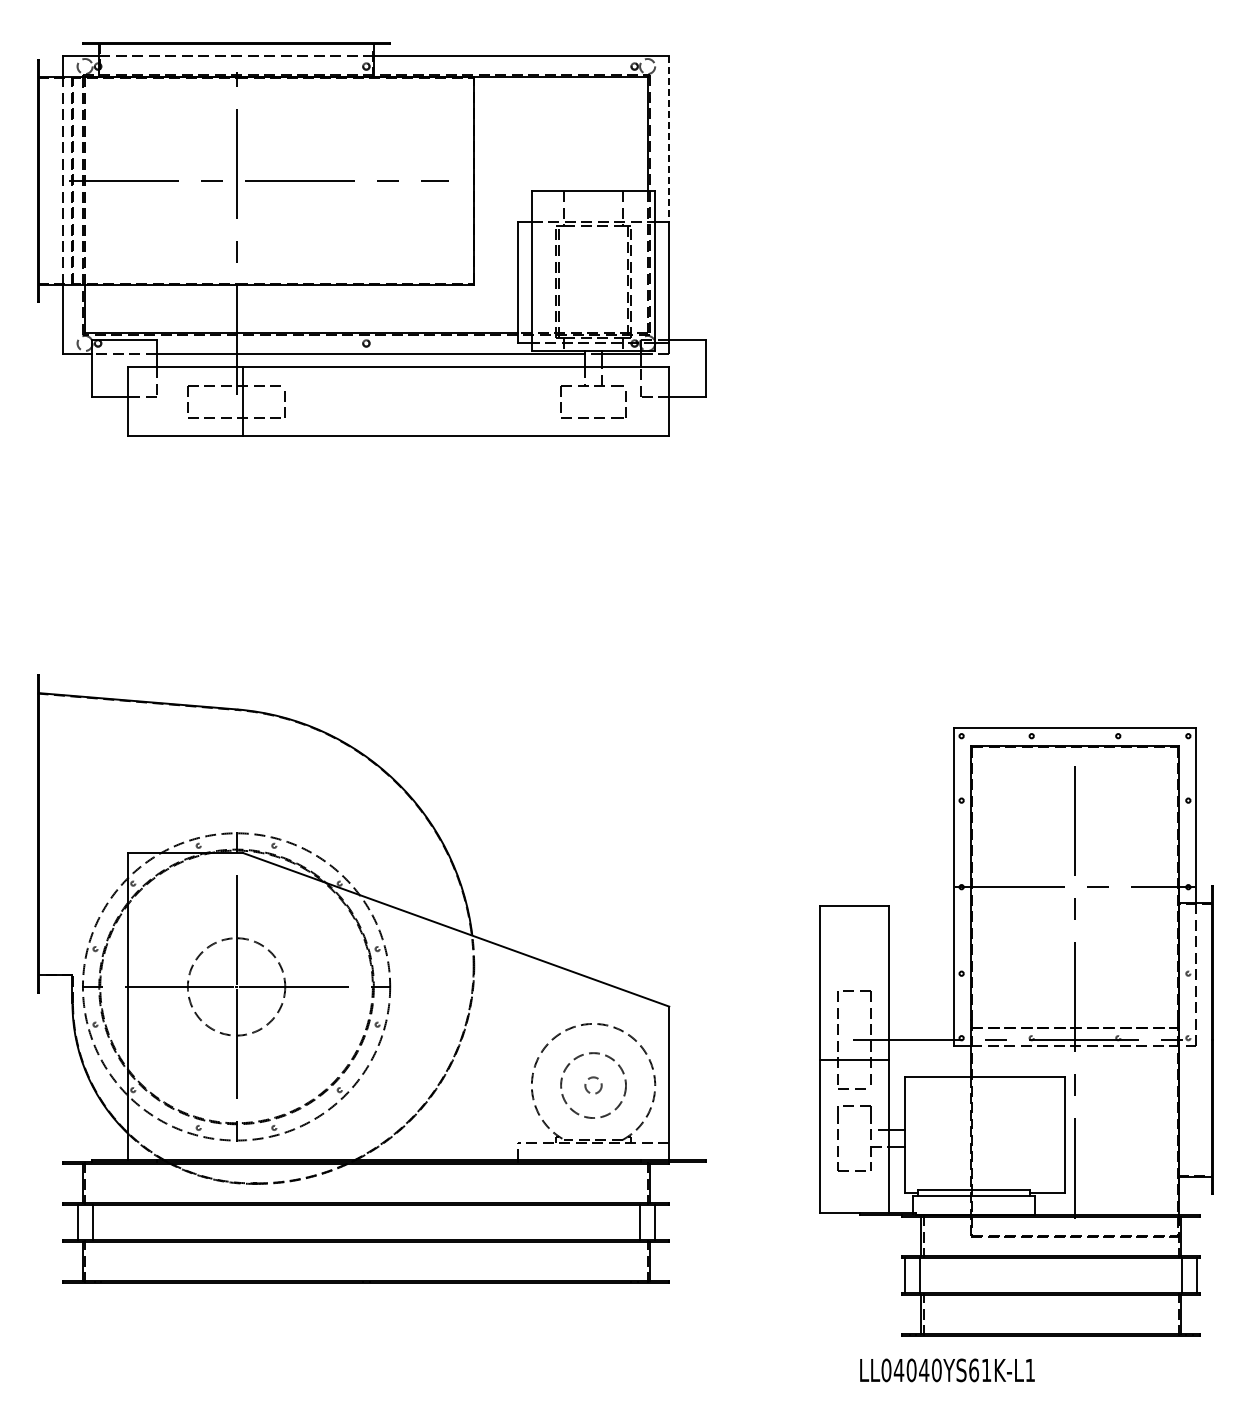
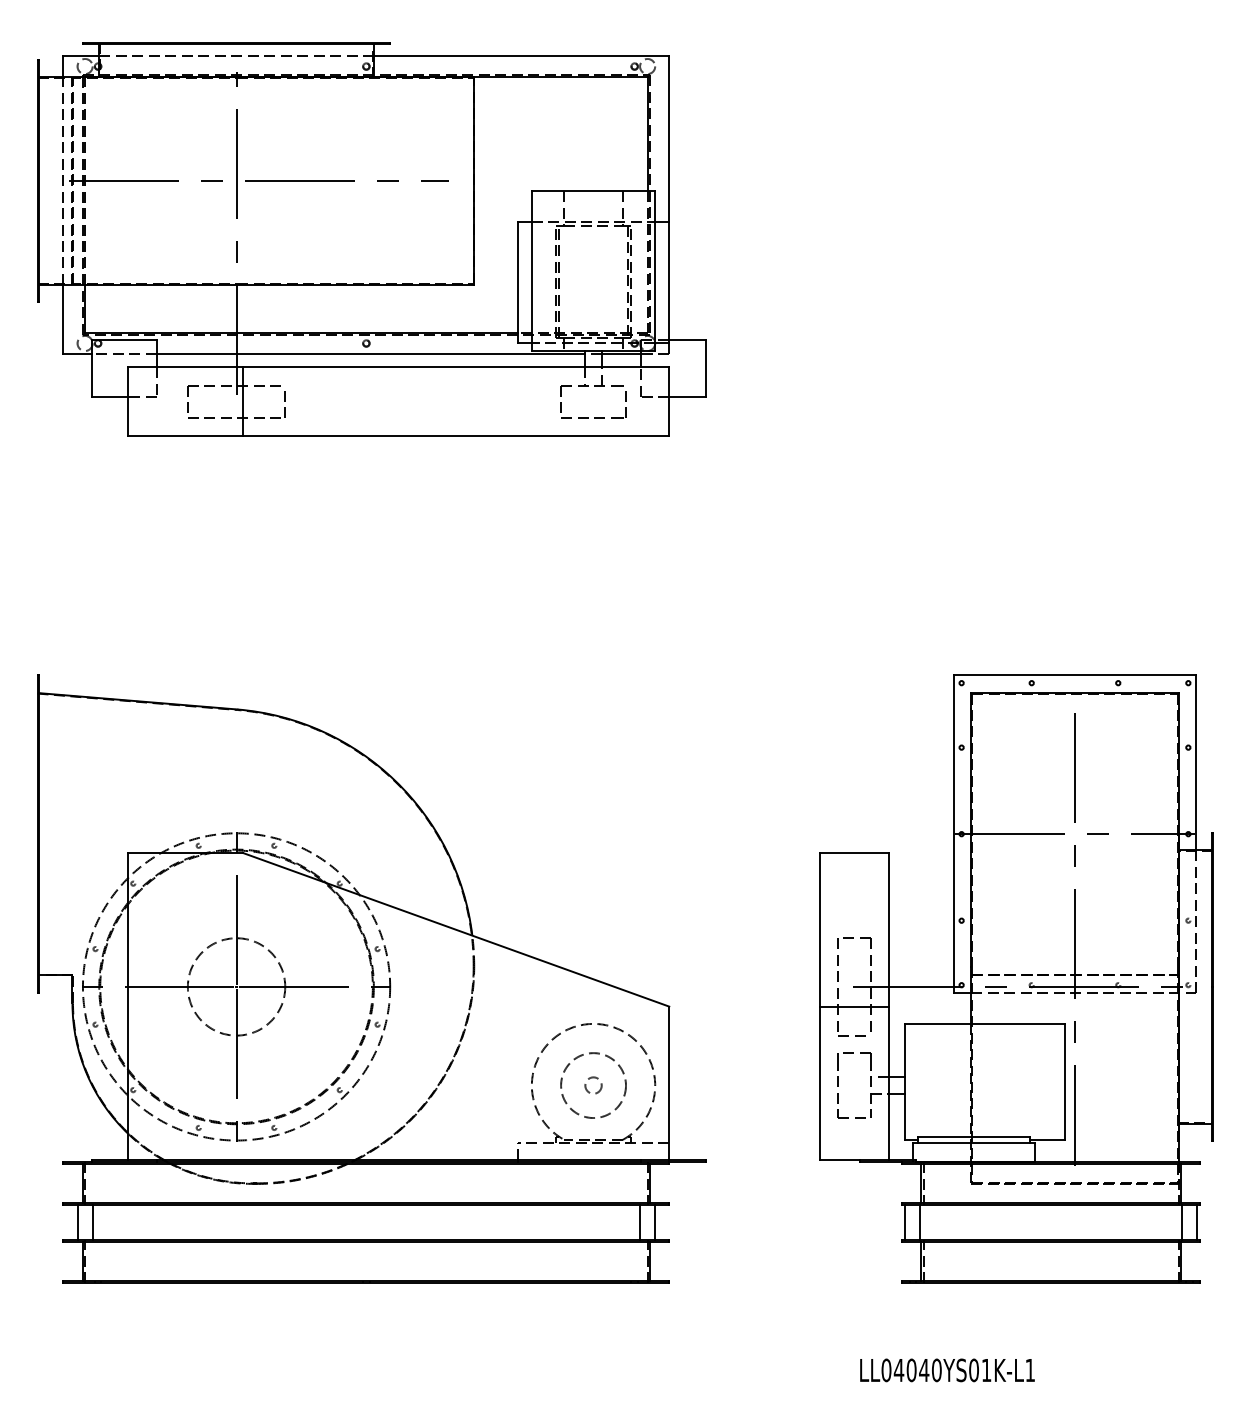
line: dashed -> solid (669, 138)
part position: (1016, 1031) -> (1016, 978) (1016, 978)
text: LL04040YS61K-L1 -> LL04040YS01K-L1 (974, 1369)
